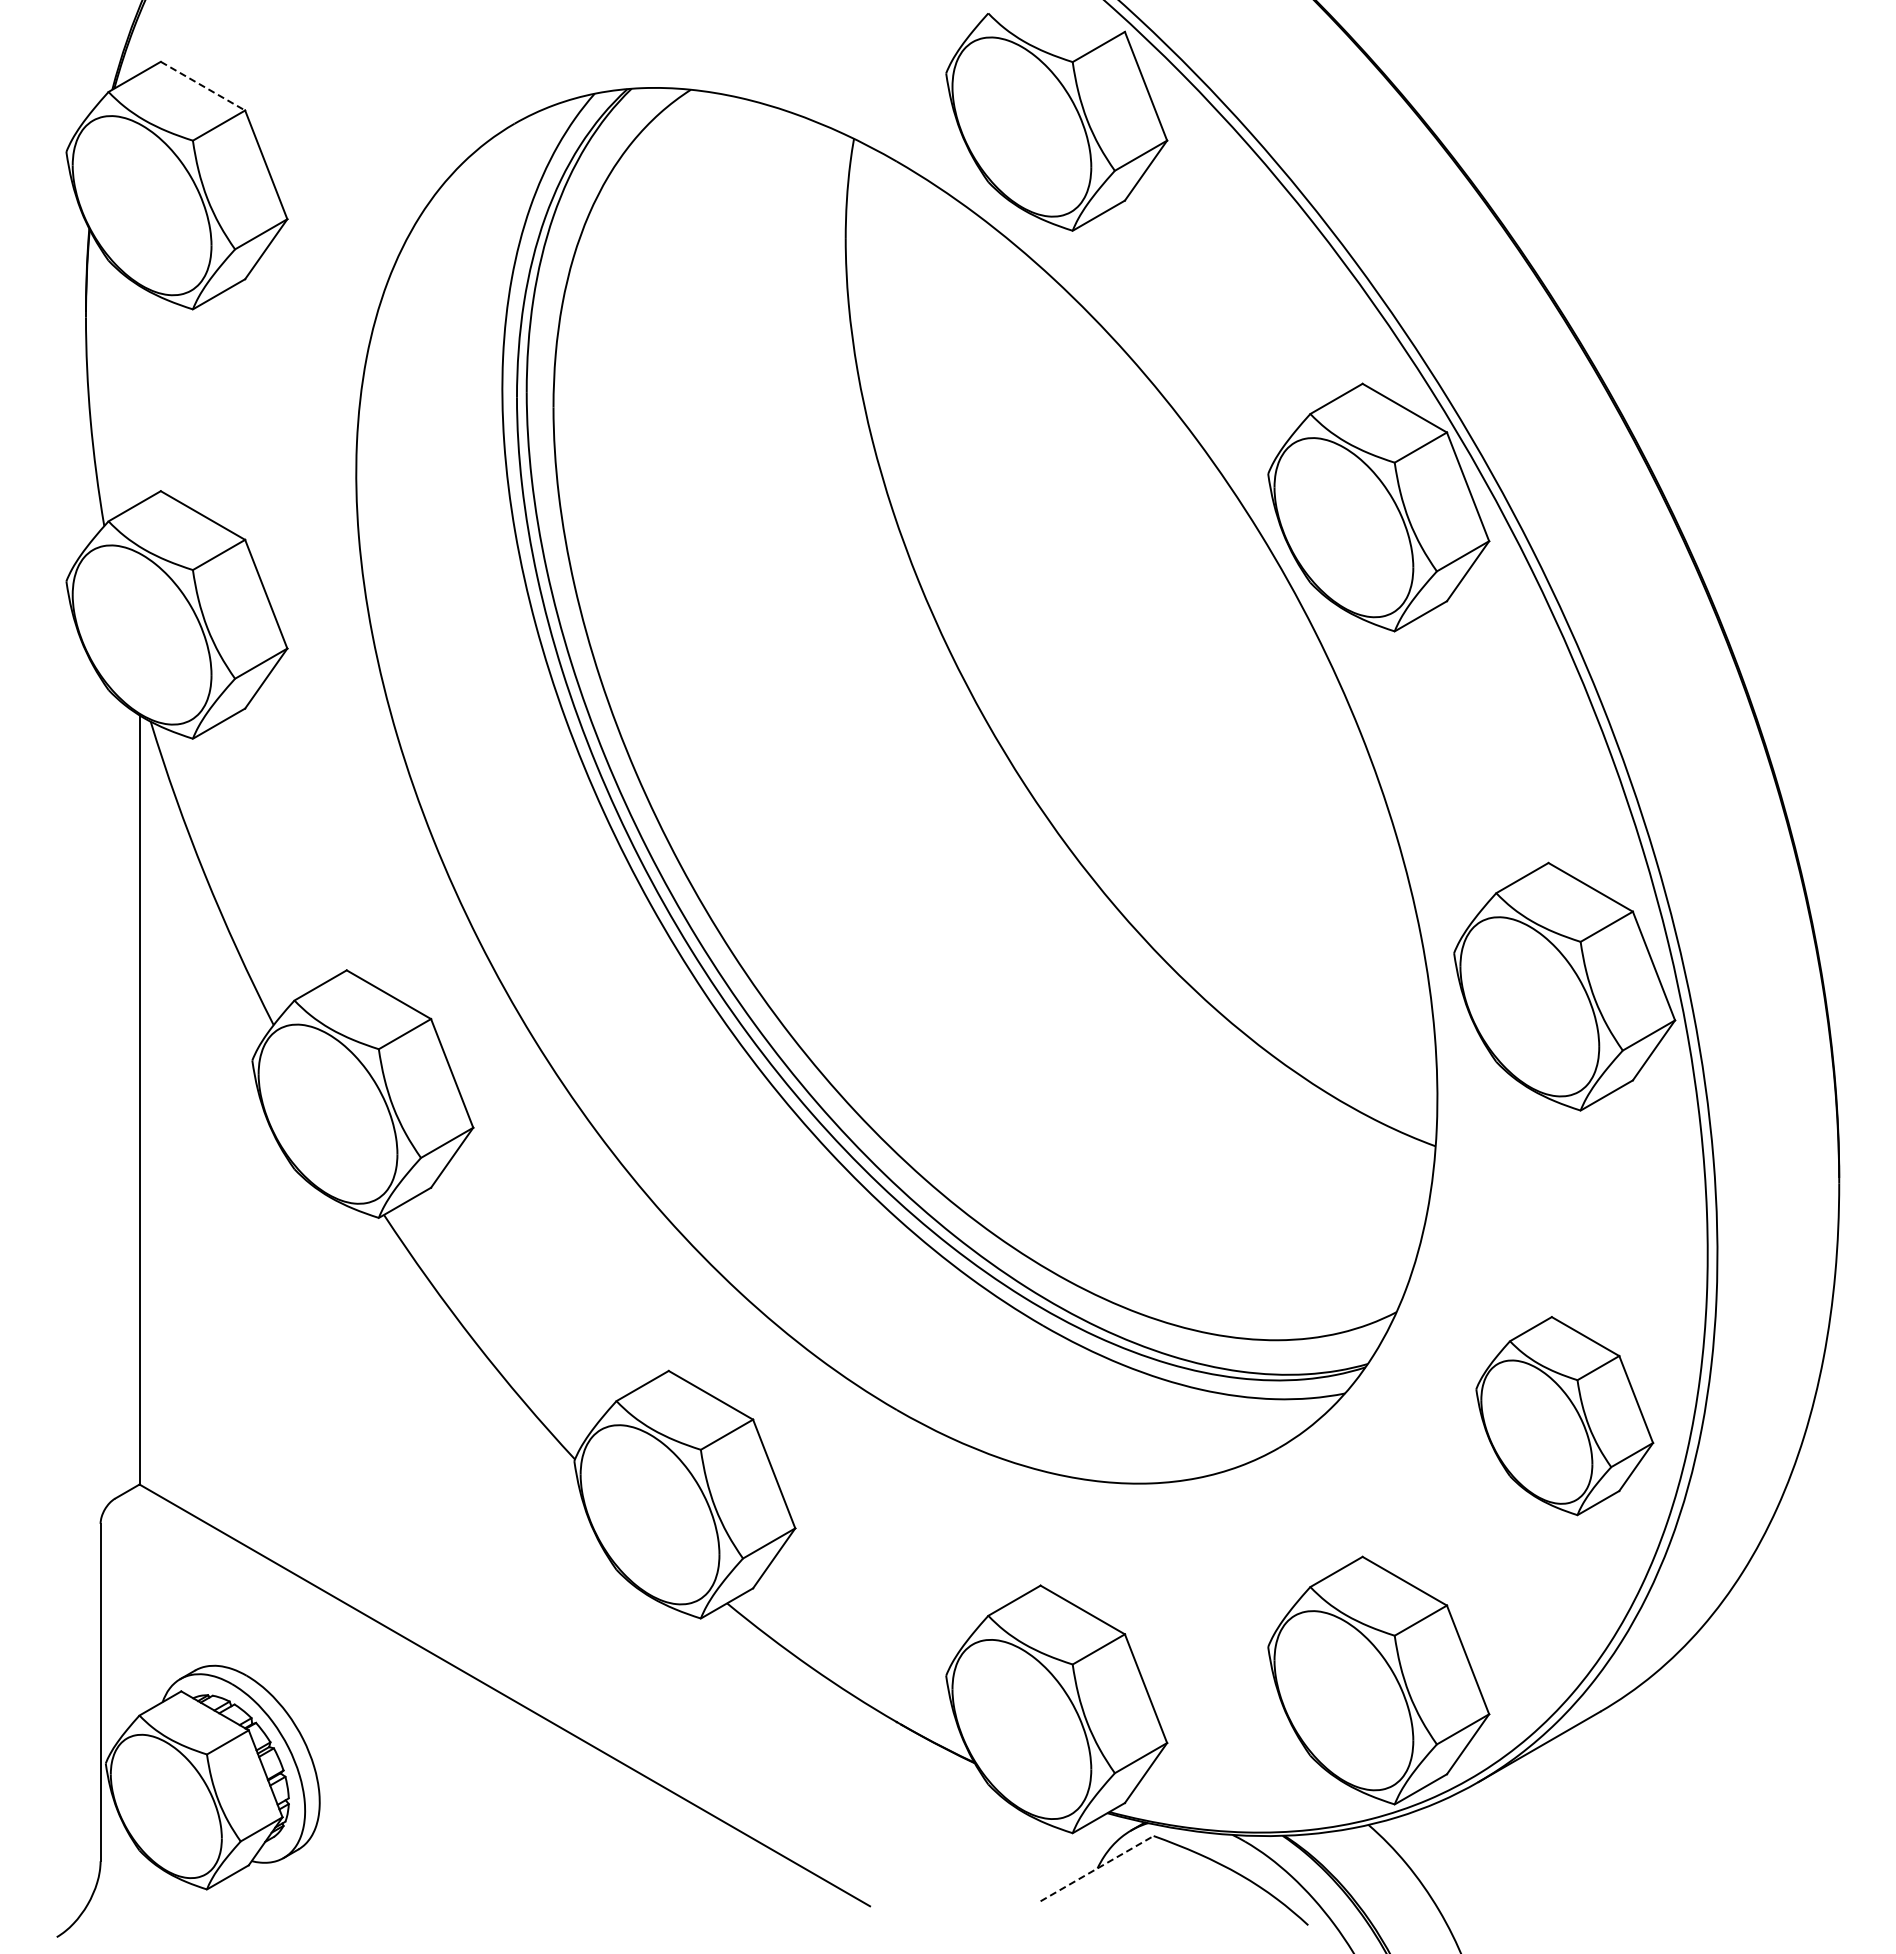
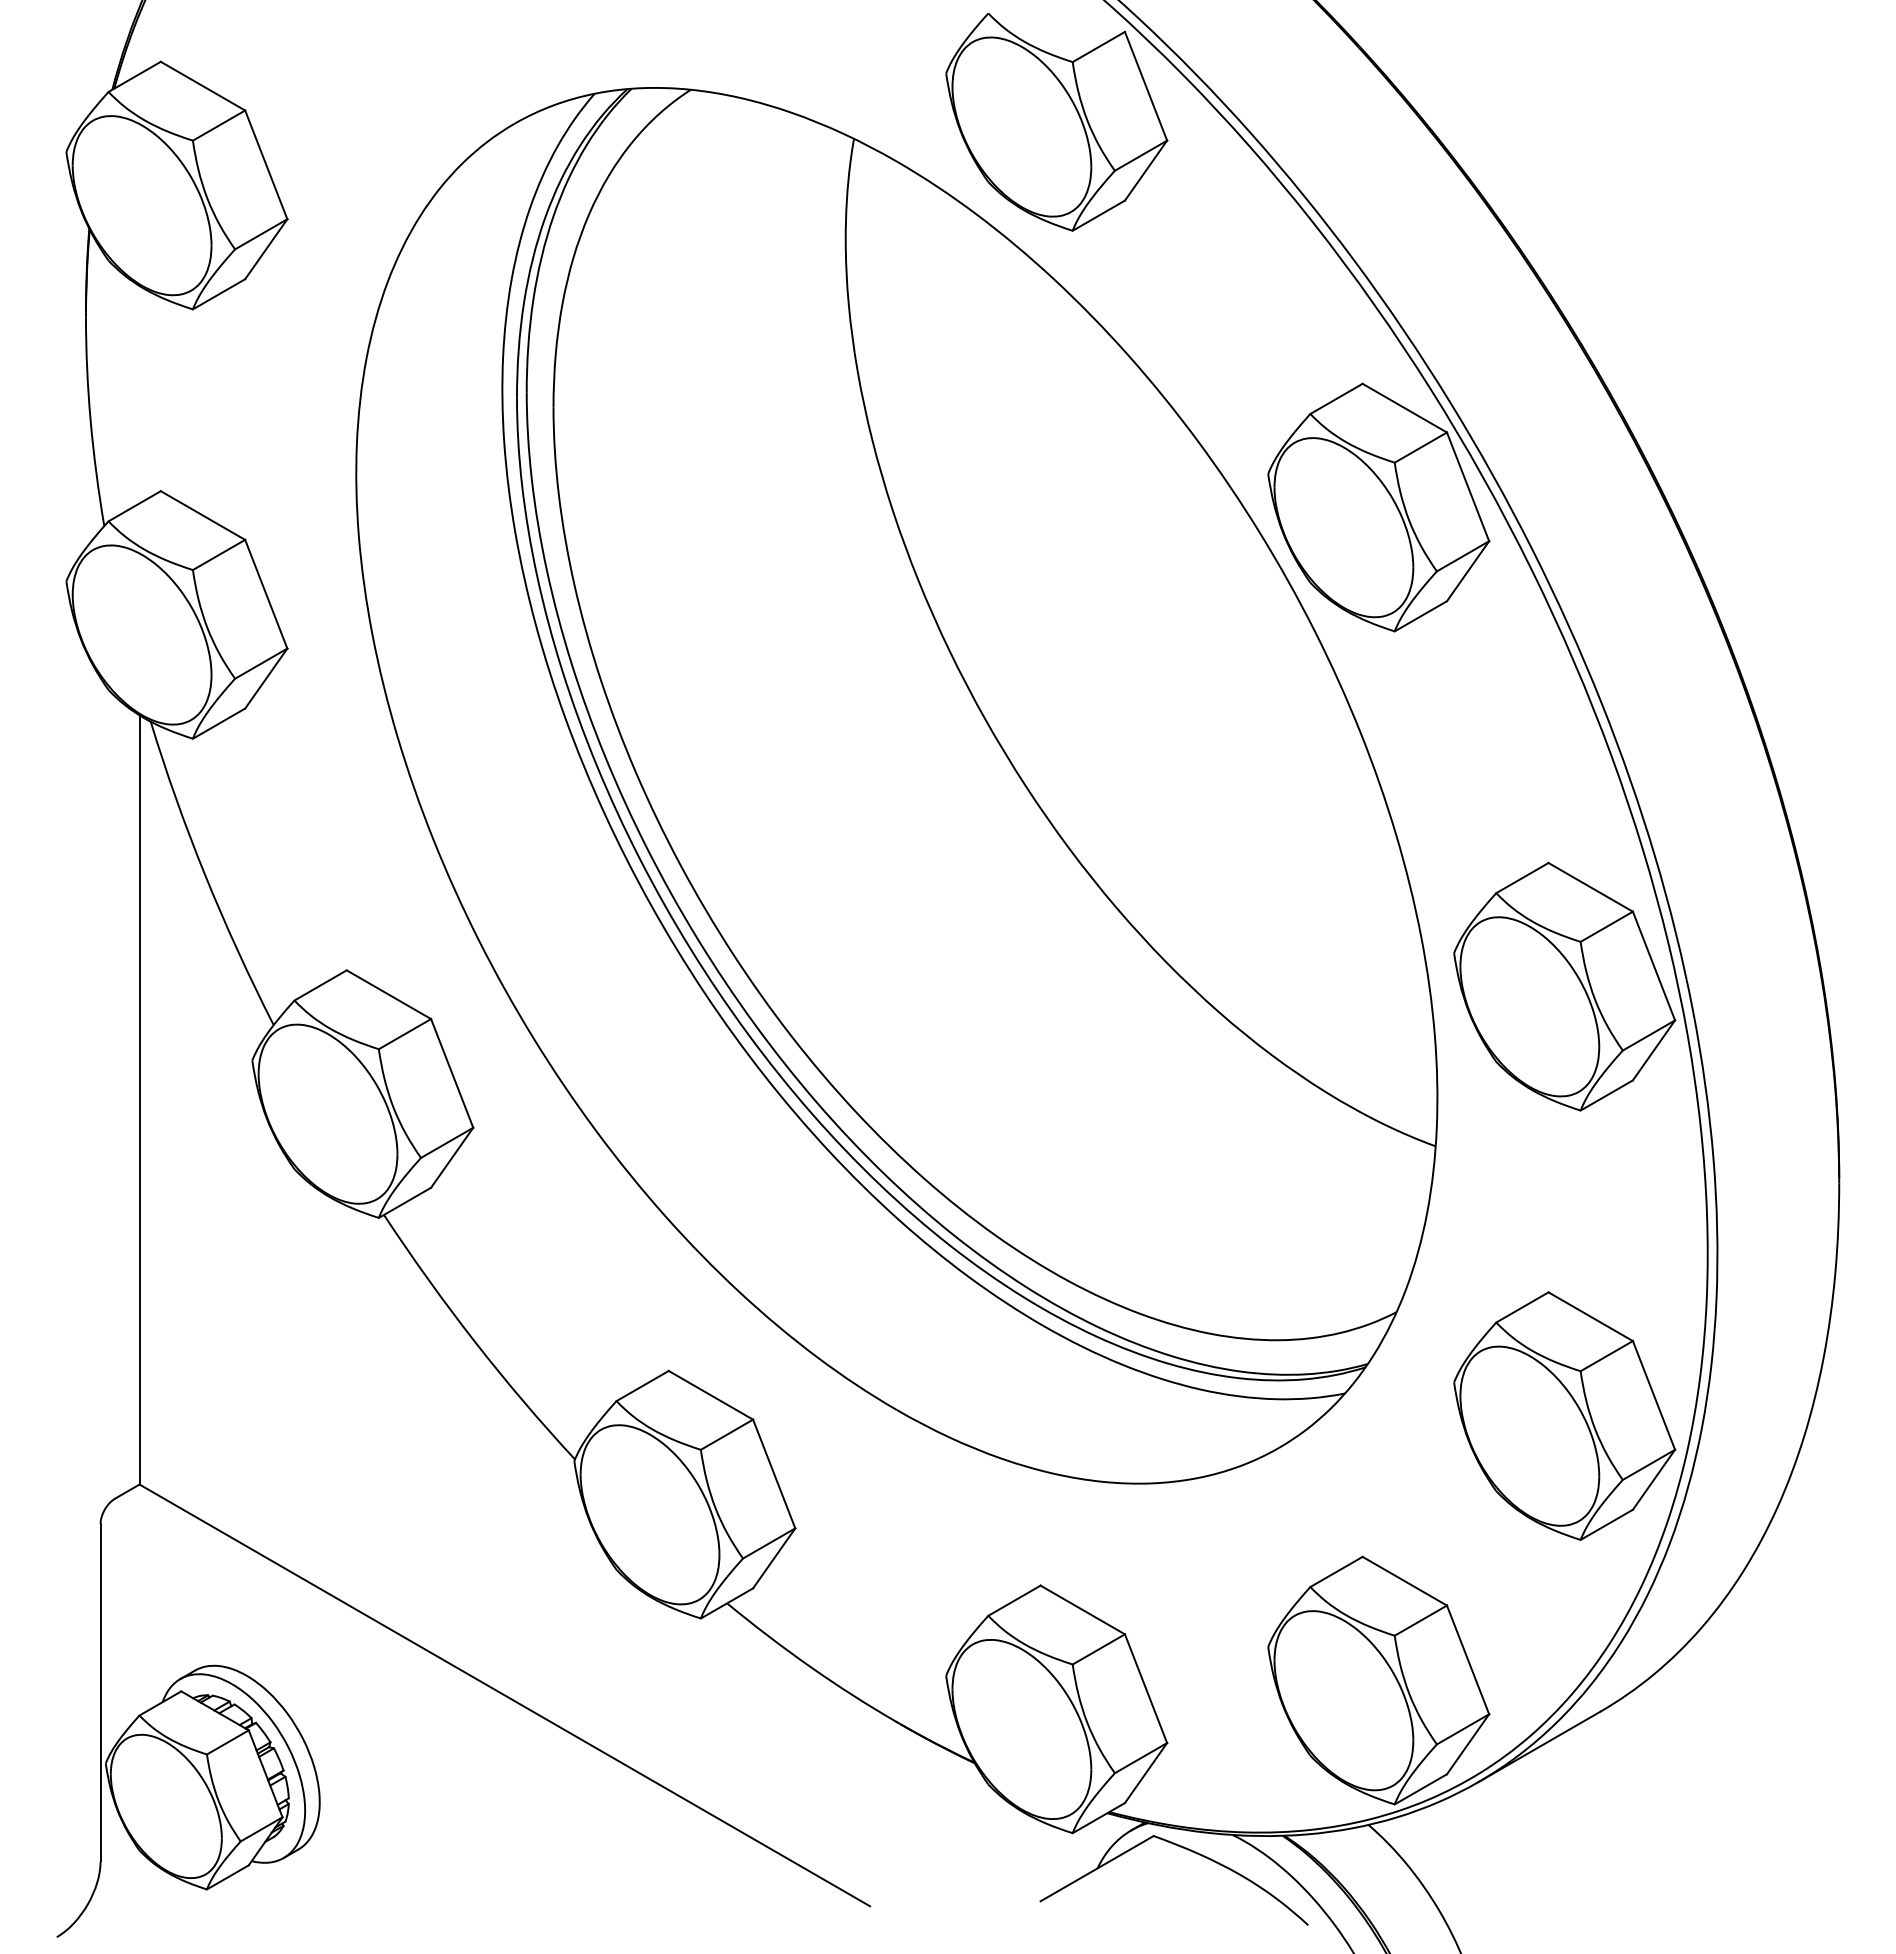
line: dashed -> solid (203, 86)
part size: 180x201 px -> 224x250 px (1564, 1415)
line: dashed -> solid (1097, 1868)
